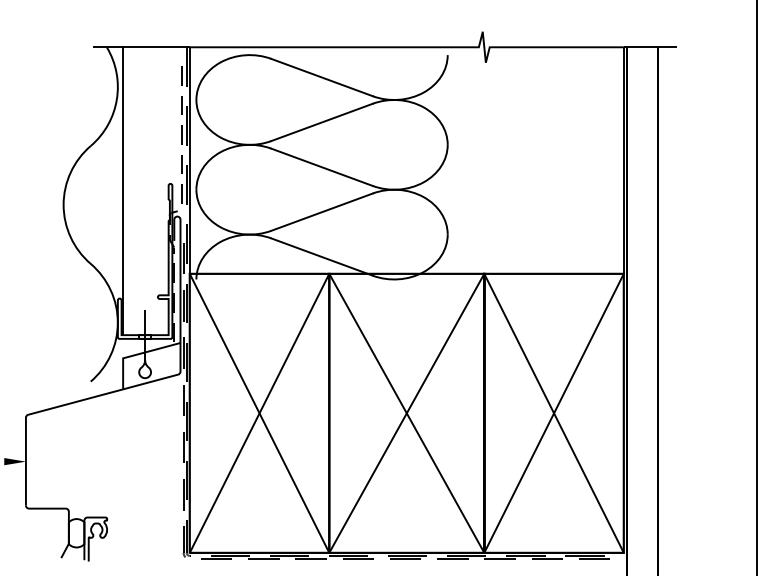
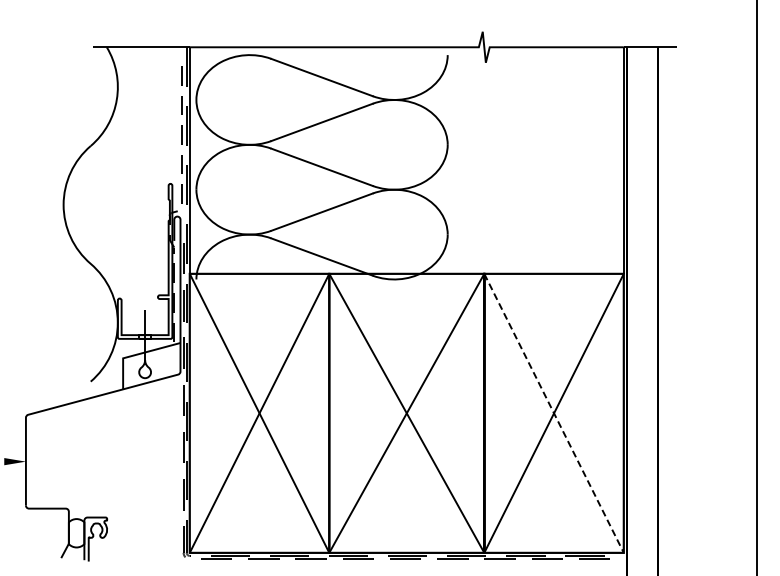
line: present -> none (123, 191)
line: solid -> dashed (554, 413)
